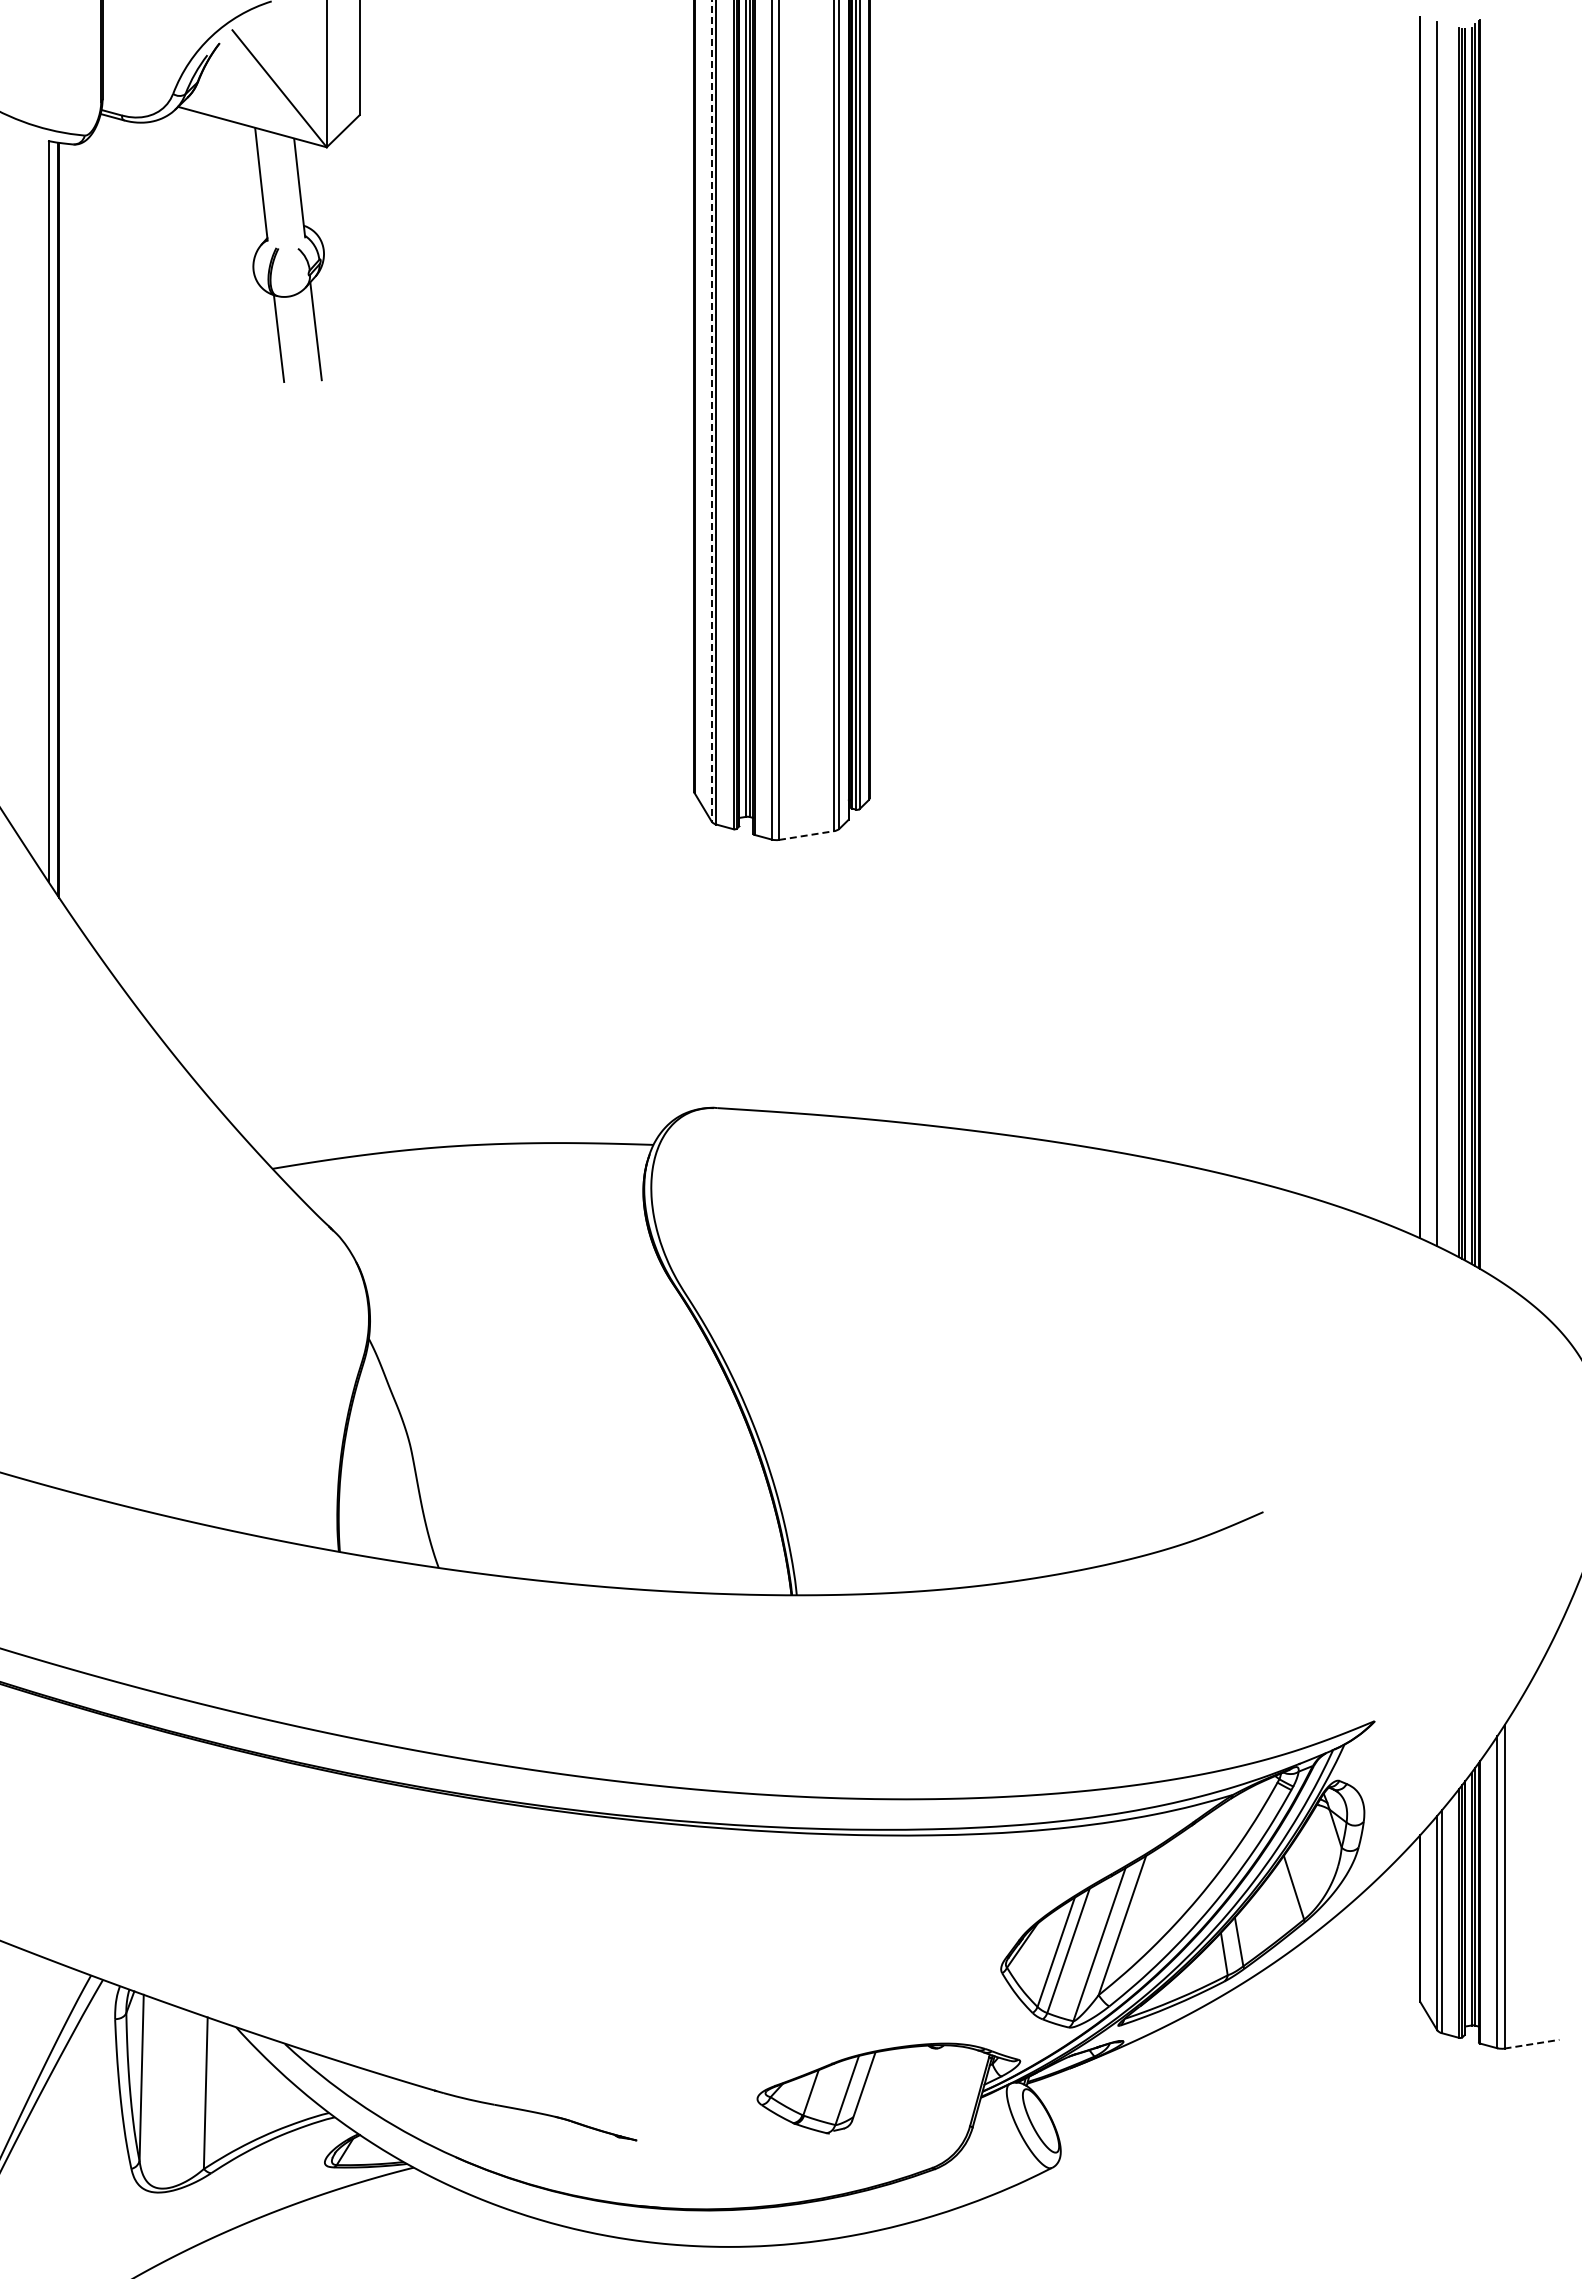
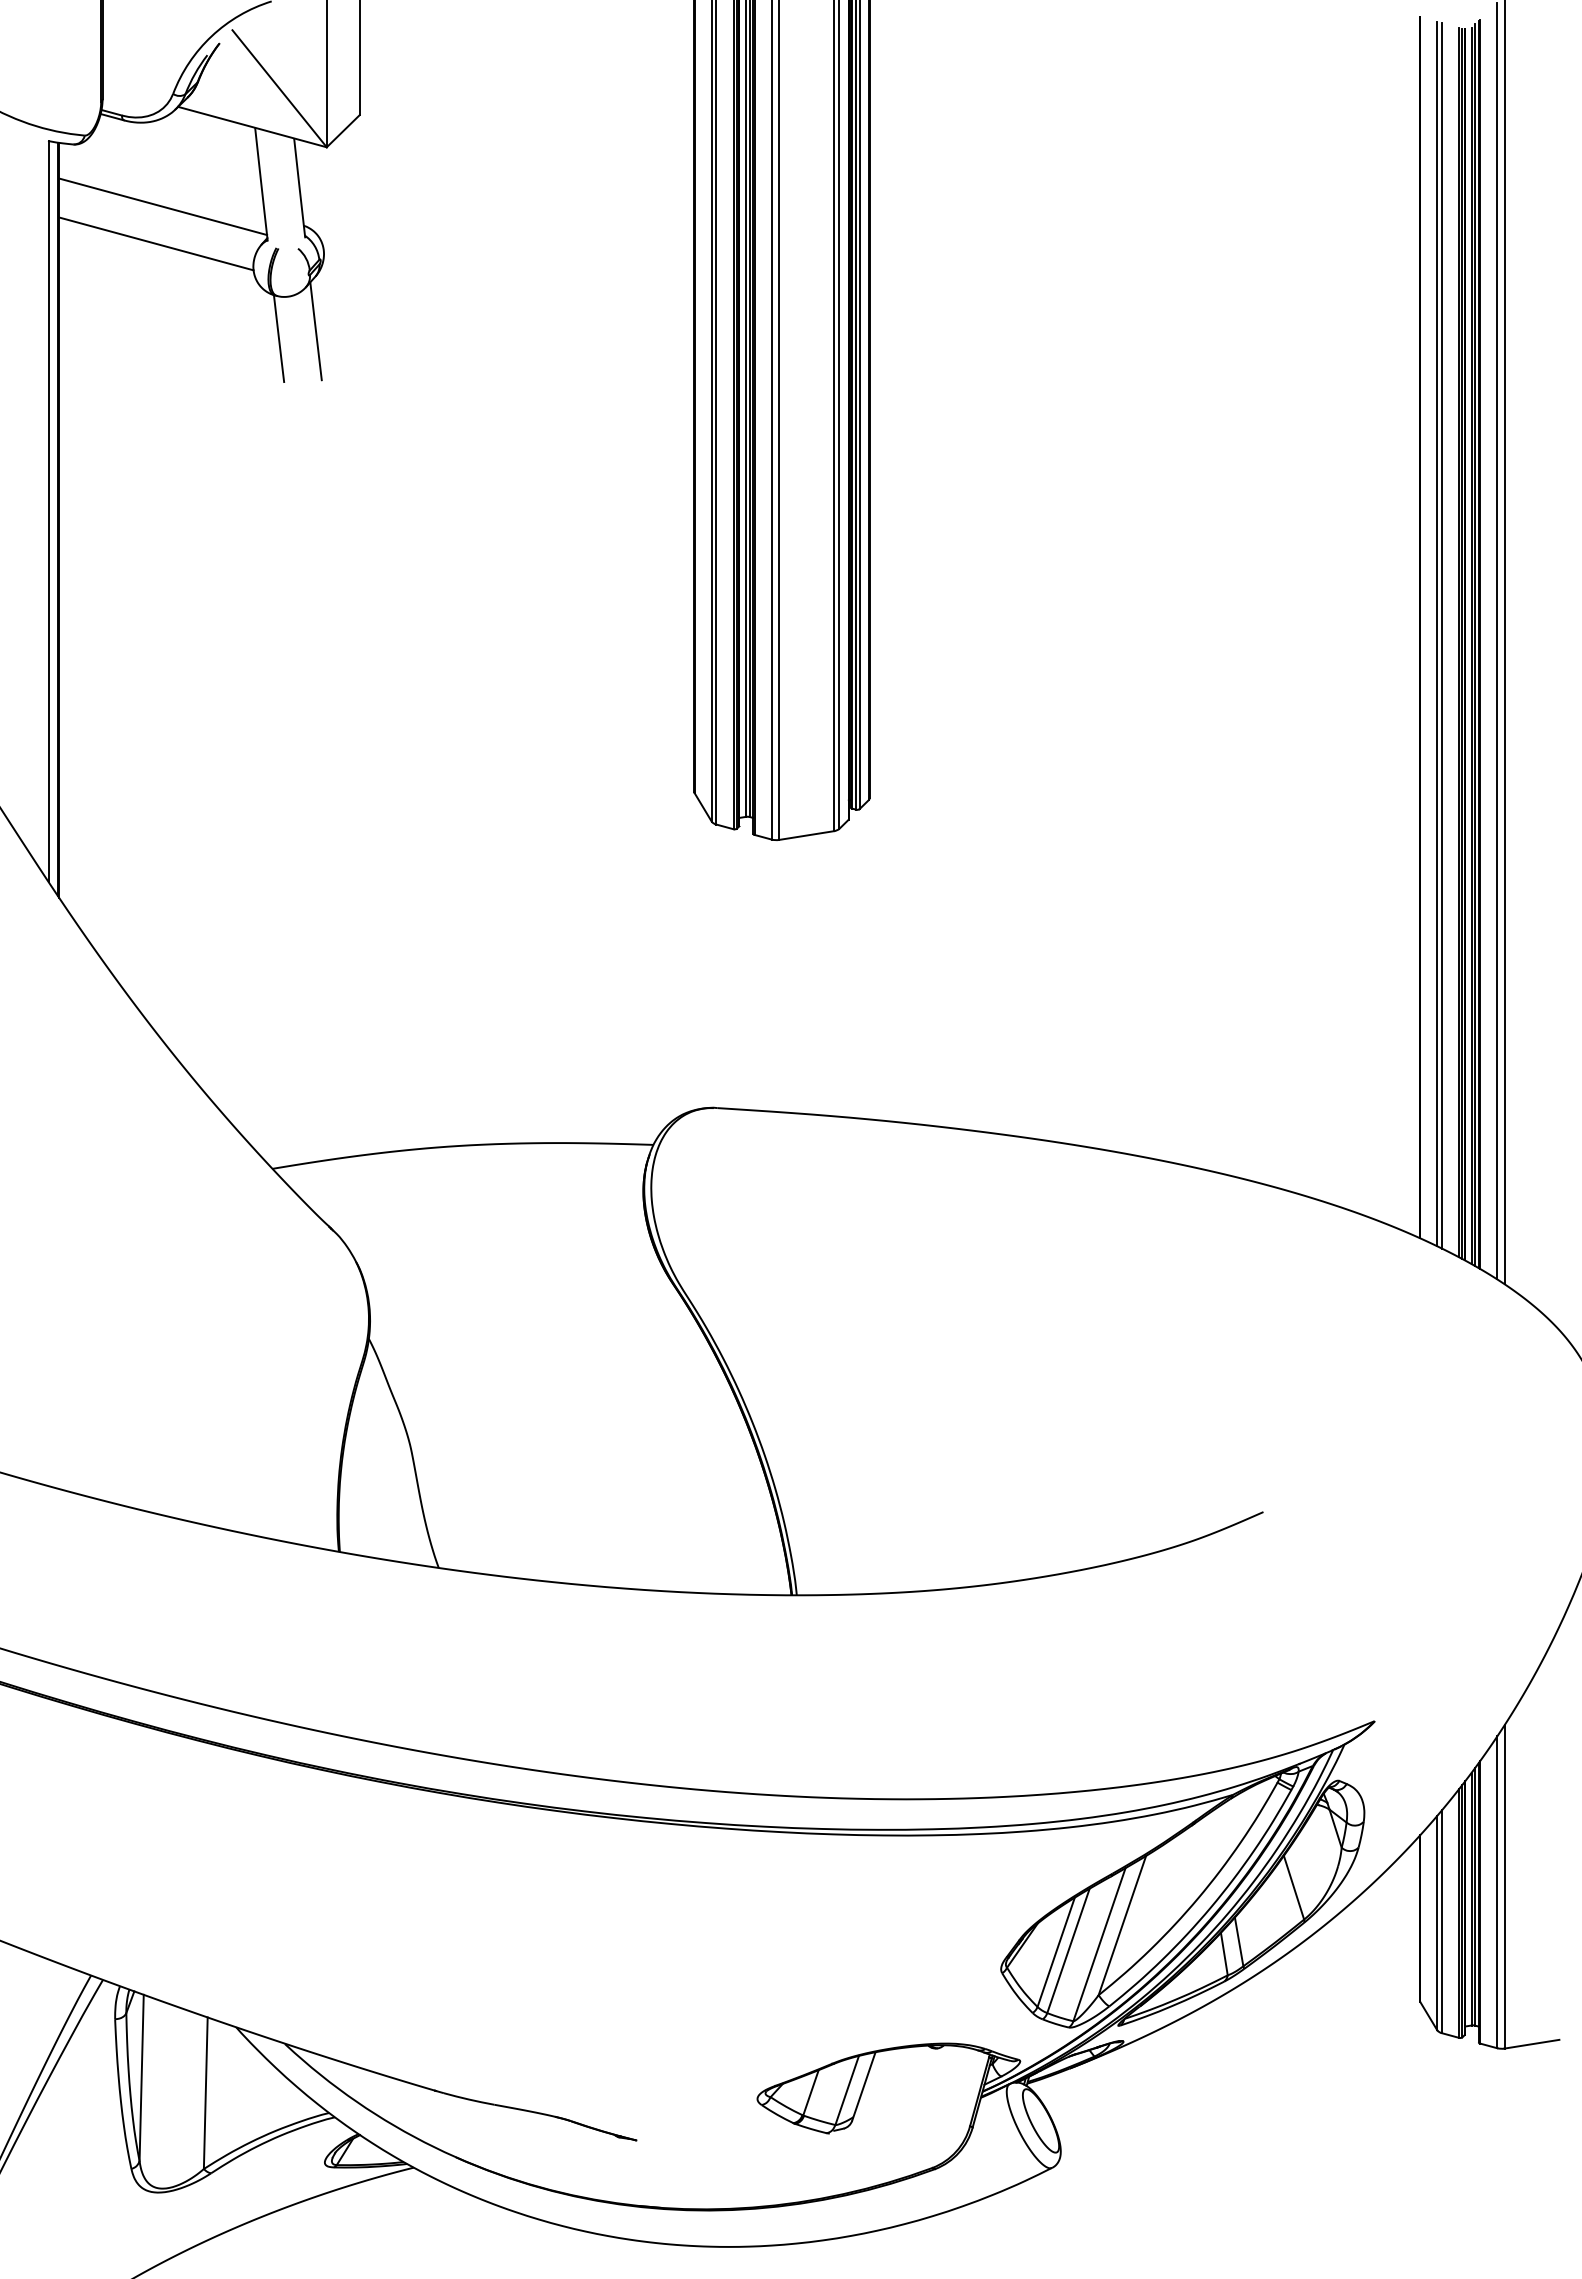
line: none -> present (163, 206)
line: none -> present (156, 243)
line: dashed -> solid (711, 411)
line: none -> present (1441, 635)
line: none -> present (1497, 640)
line: none -> present (1504, 643)
line: dashed -> solid (806, 835)
line: dashed -> solid (1531, 2044)
